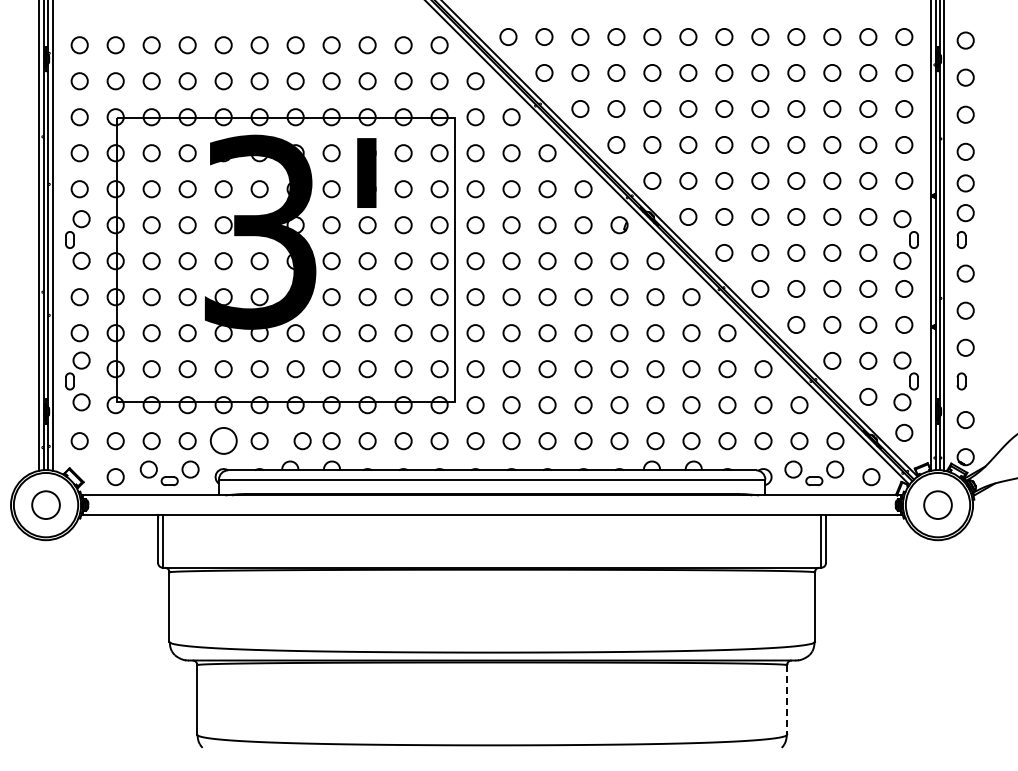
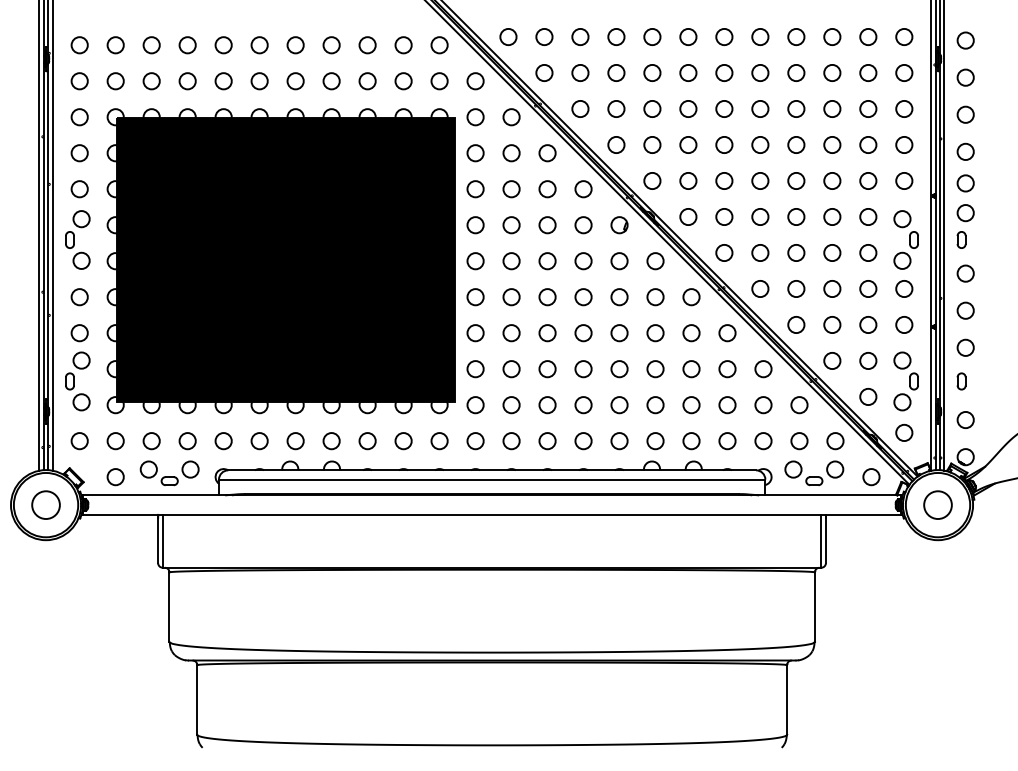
fill: none -> present (286, 259)
circle size: 29x28 px -> 19x19 px (223, 441)
circle position: (302, 441) -> (295, 441) (295, 441)
line: dashed -> solid (787, 699)
